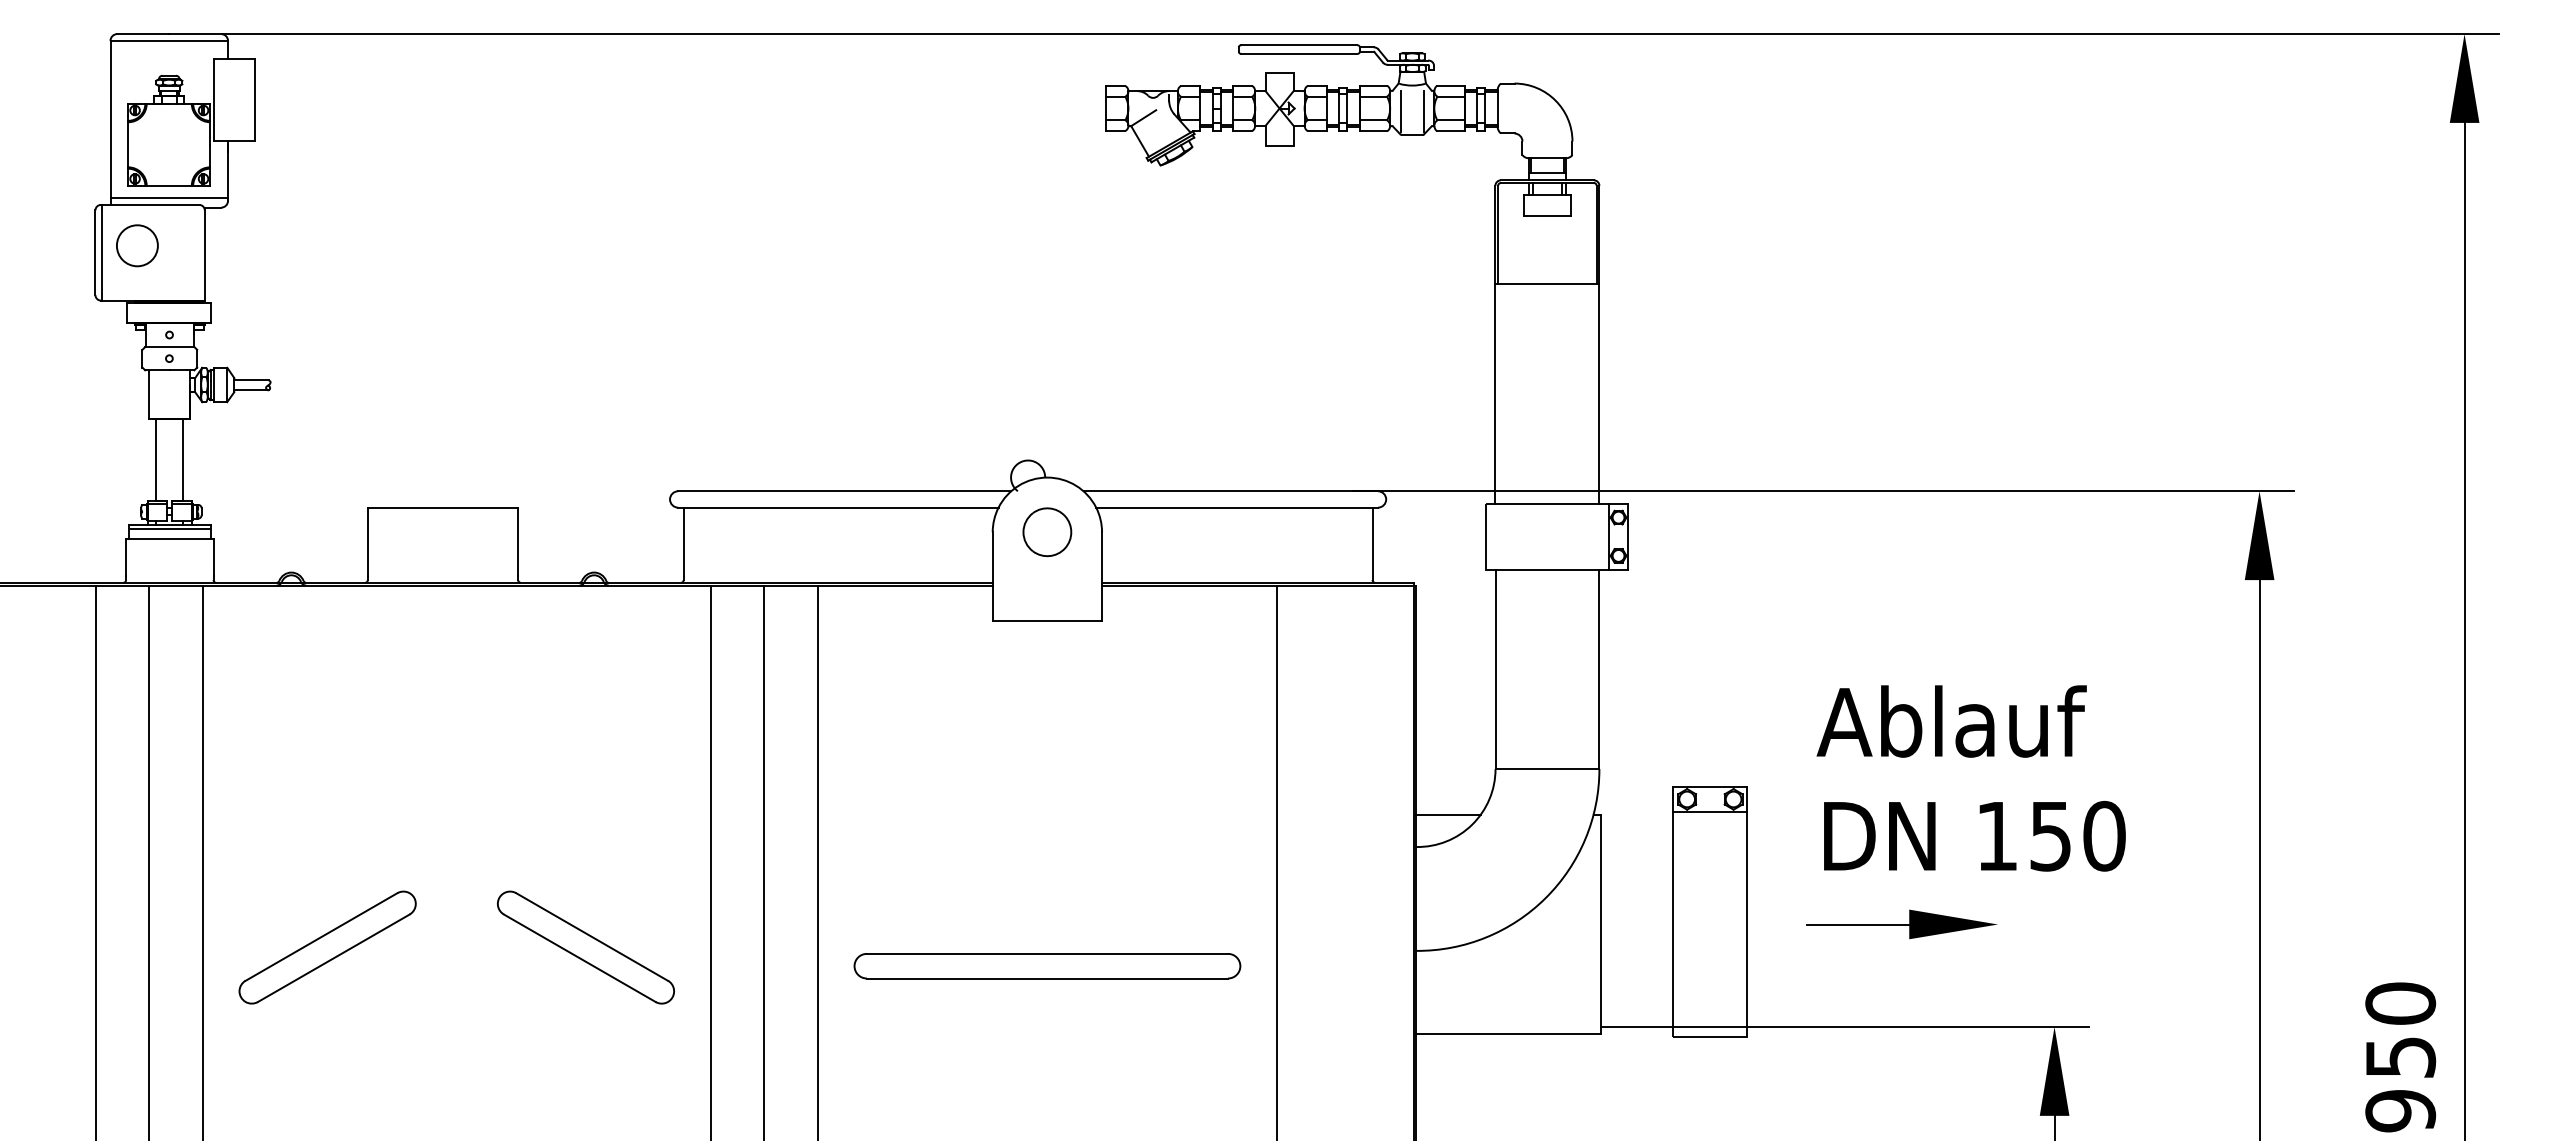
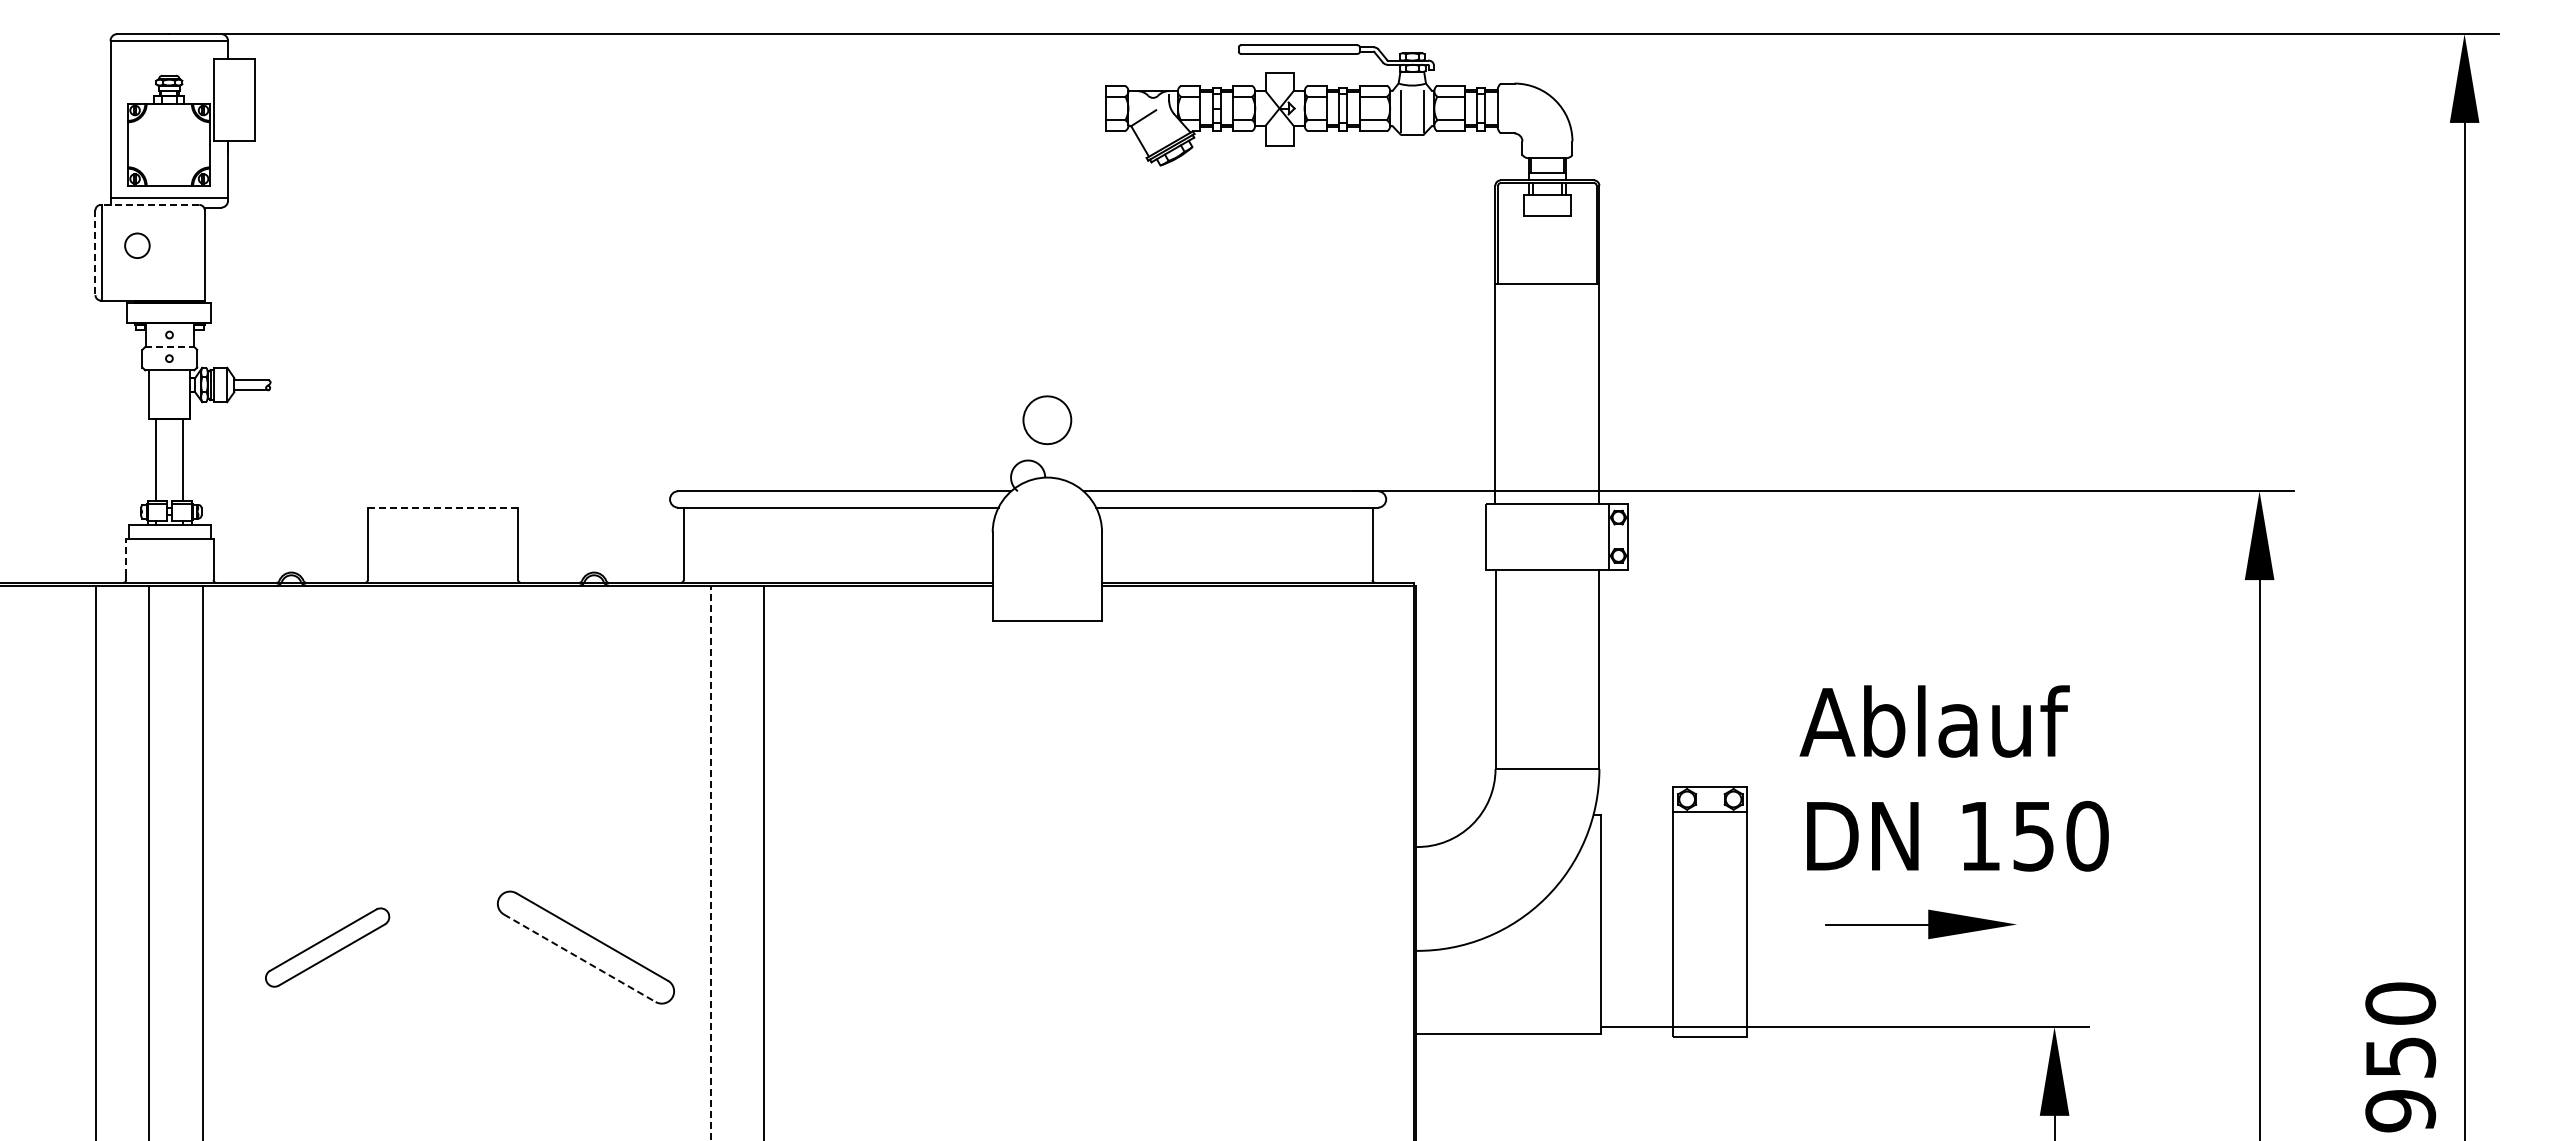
line: solid -> dashed (150, 204)
circle diameter: 41 px -> 25 px (137, 245)
line: solid -> dashed (95, 253)
line: solid -> dashed (169, 347)
line: solid -> dashed (443, 507)
line: present -> none (169, 528)
part position: (1047, 532) -> (1047, 420) (1047, 420)
line: solid -> dashed (126, 557)
text position: (1970, 778) -> (1953, 778) (1953, 778)
line: present -> none (1448, 815)
line: present -> none (818, 861)
line: present -> none (1276, 861)
line: solid -> dashed (710, 862)
part position: (1901, 924) -> (1920, 924) (1920, 924)
part size: 179x115 px -> 126x81 px (327, 947)
line: solid -> dashed (579, 958)
part: present -> none (1047, 966)
